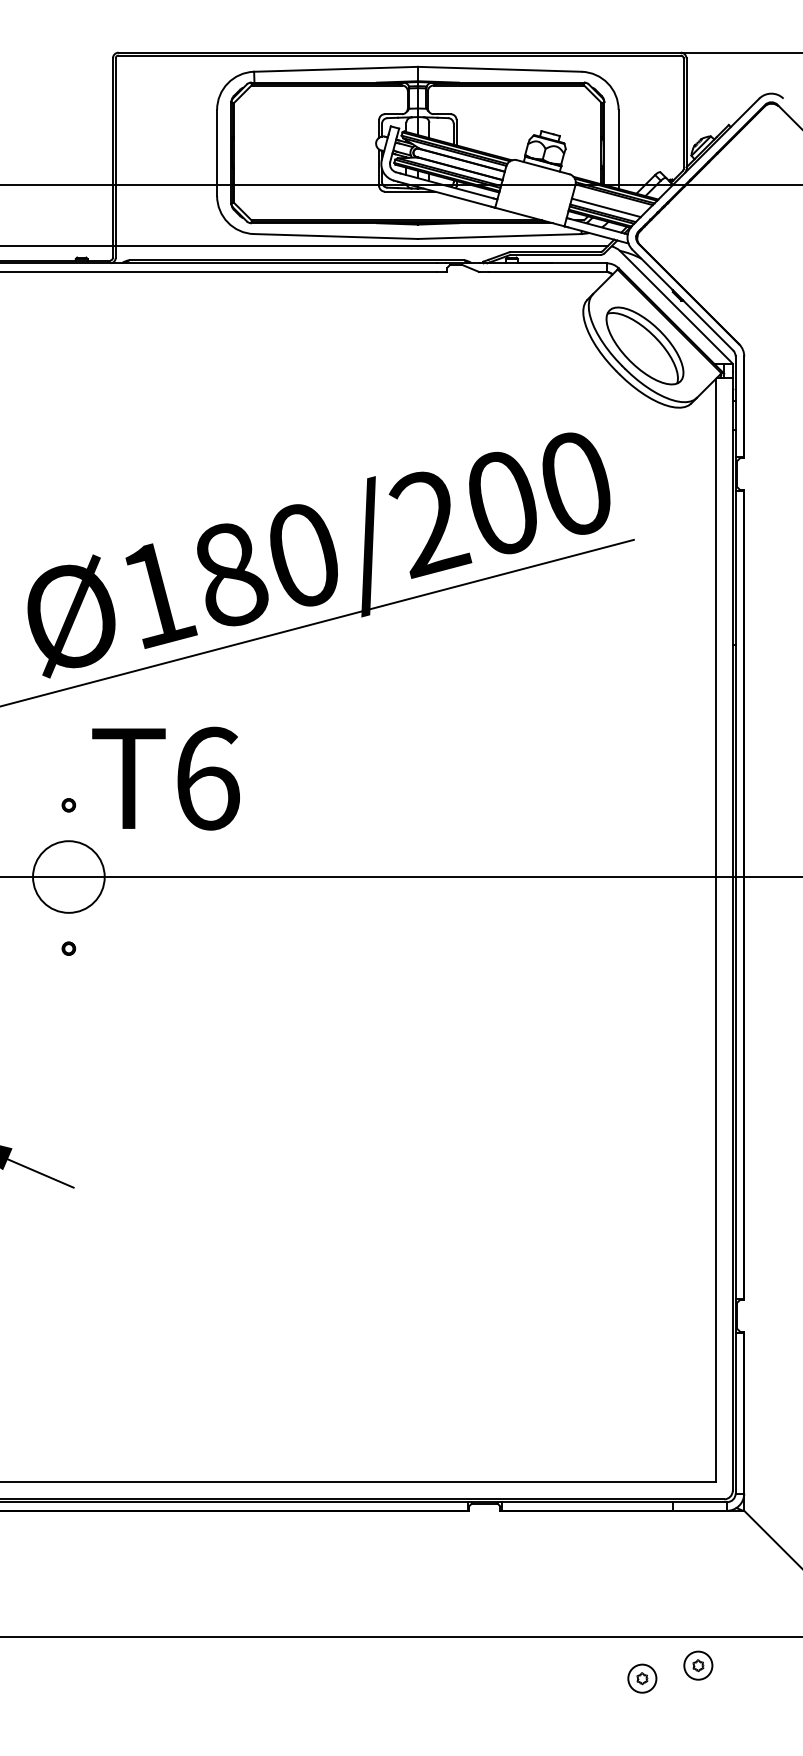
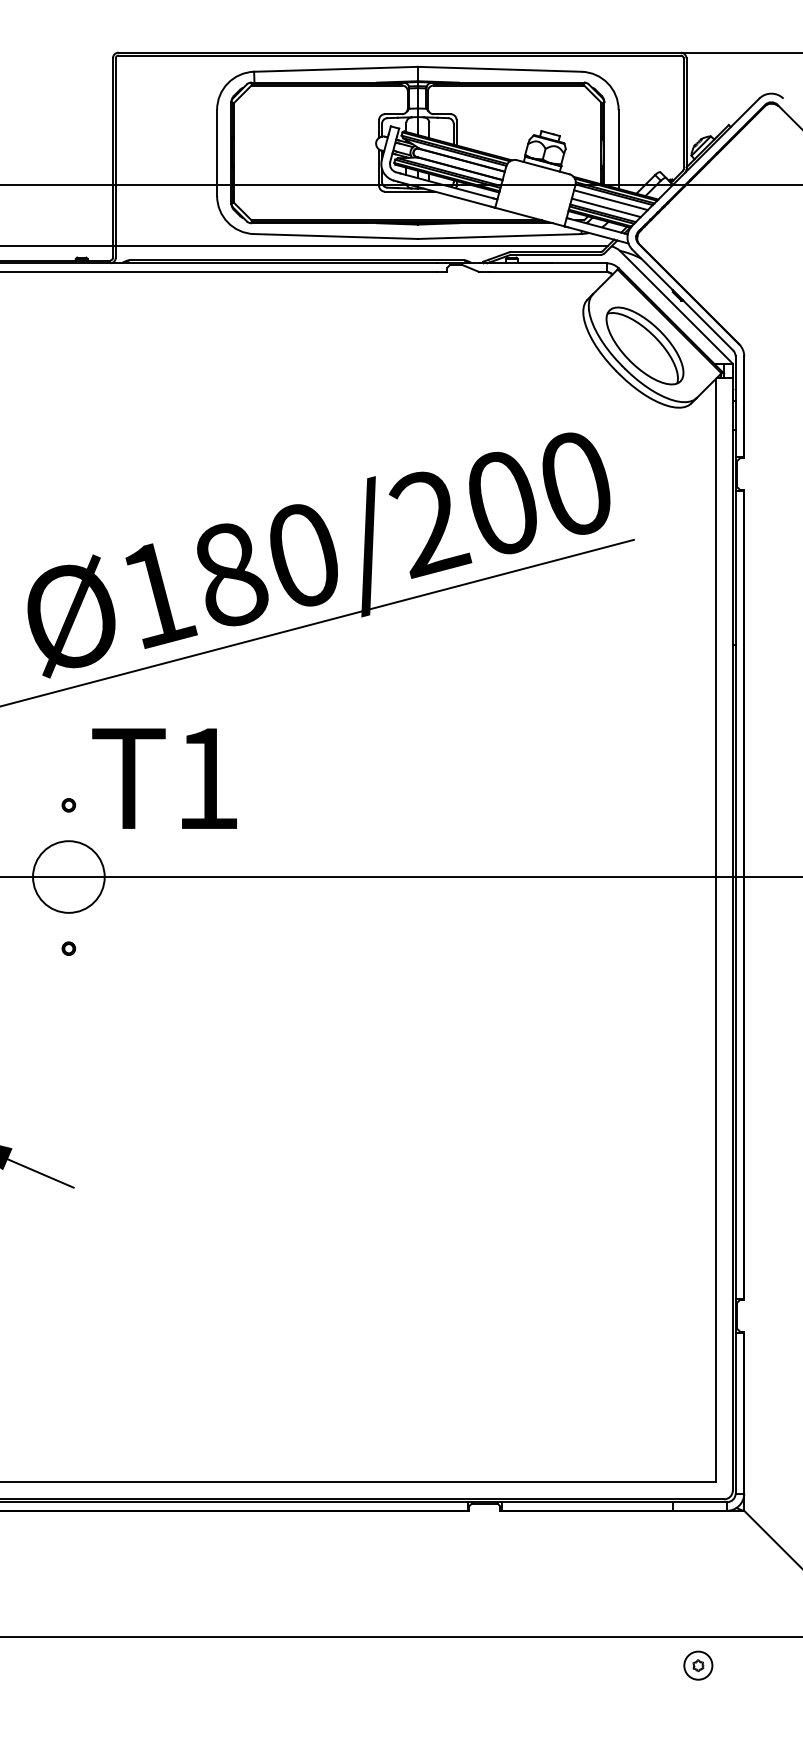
line: none -> present (610, 200)
text: T6 -> T1 (208, 778)
part: present -> none (642, 1678)
